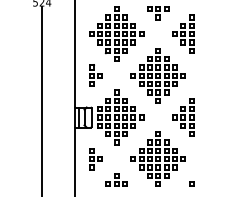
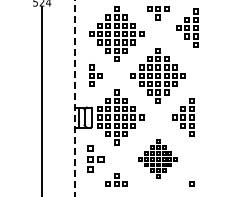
part position: (183, 33) -> (187, 27) (187, 27)
line: solid -> dashed (74, 98)
part size: 56x56 px -> 40x40 px (157, 158)
part size: 14x23 px -> 18x28 px (95, 158)
